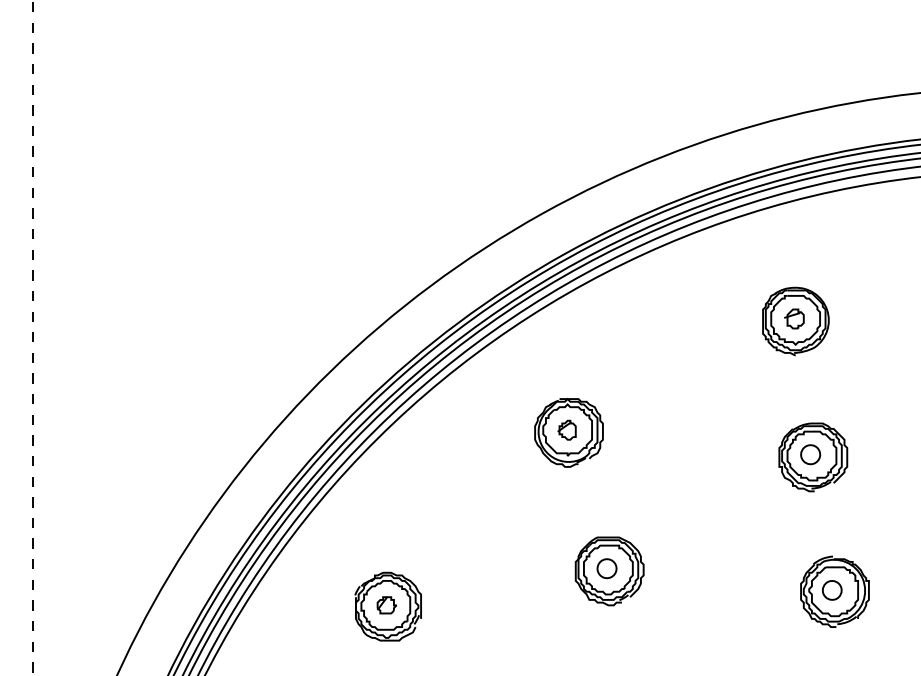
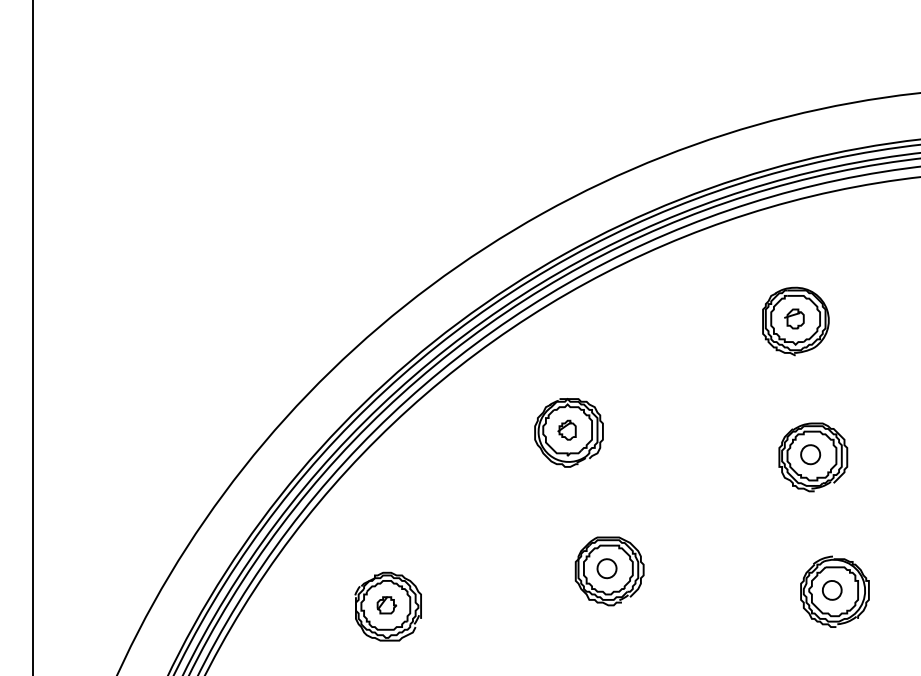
line: dashed -> solid (32, 337)
